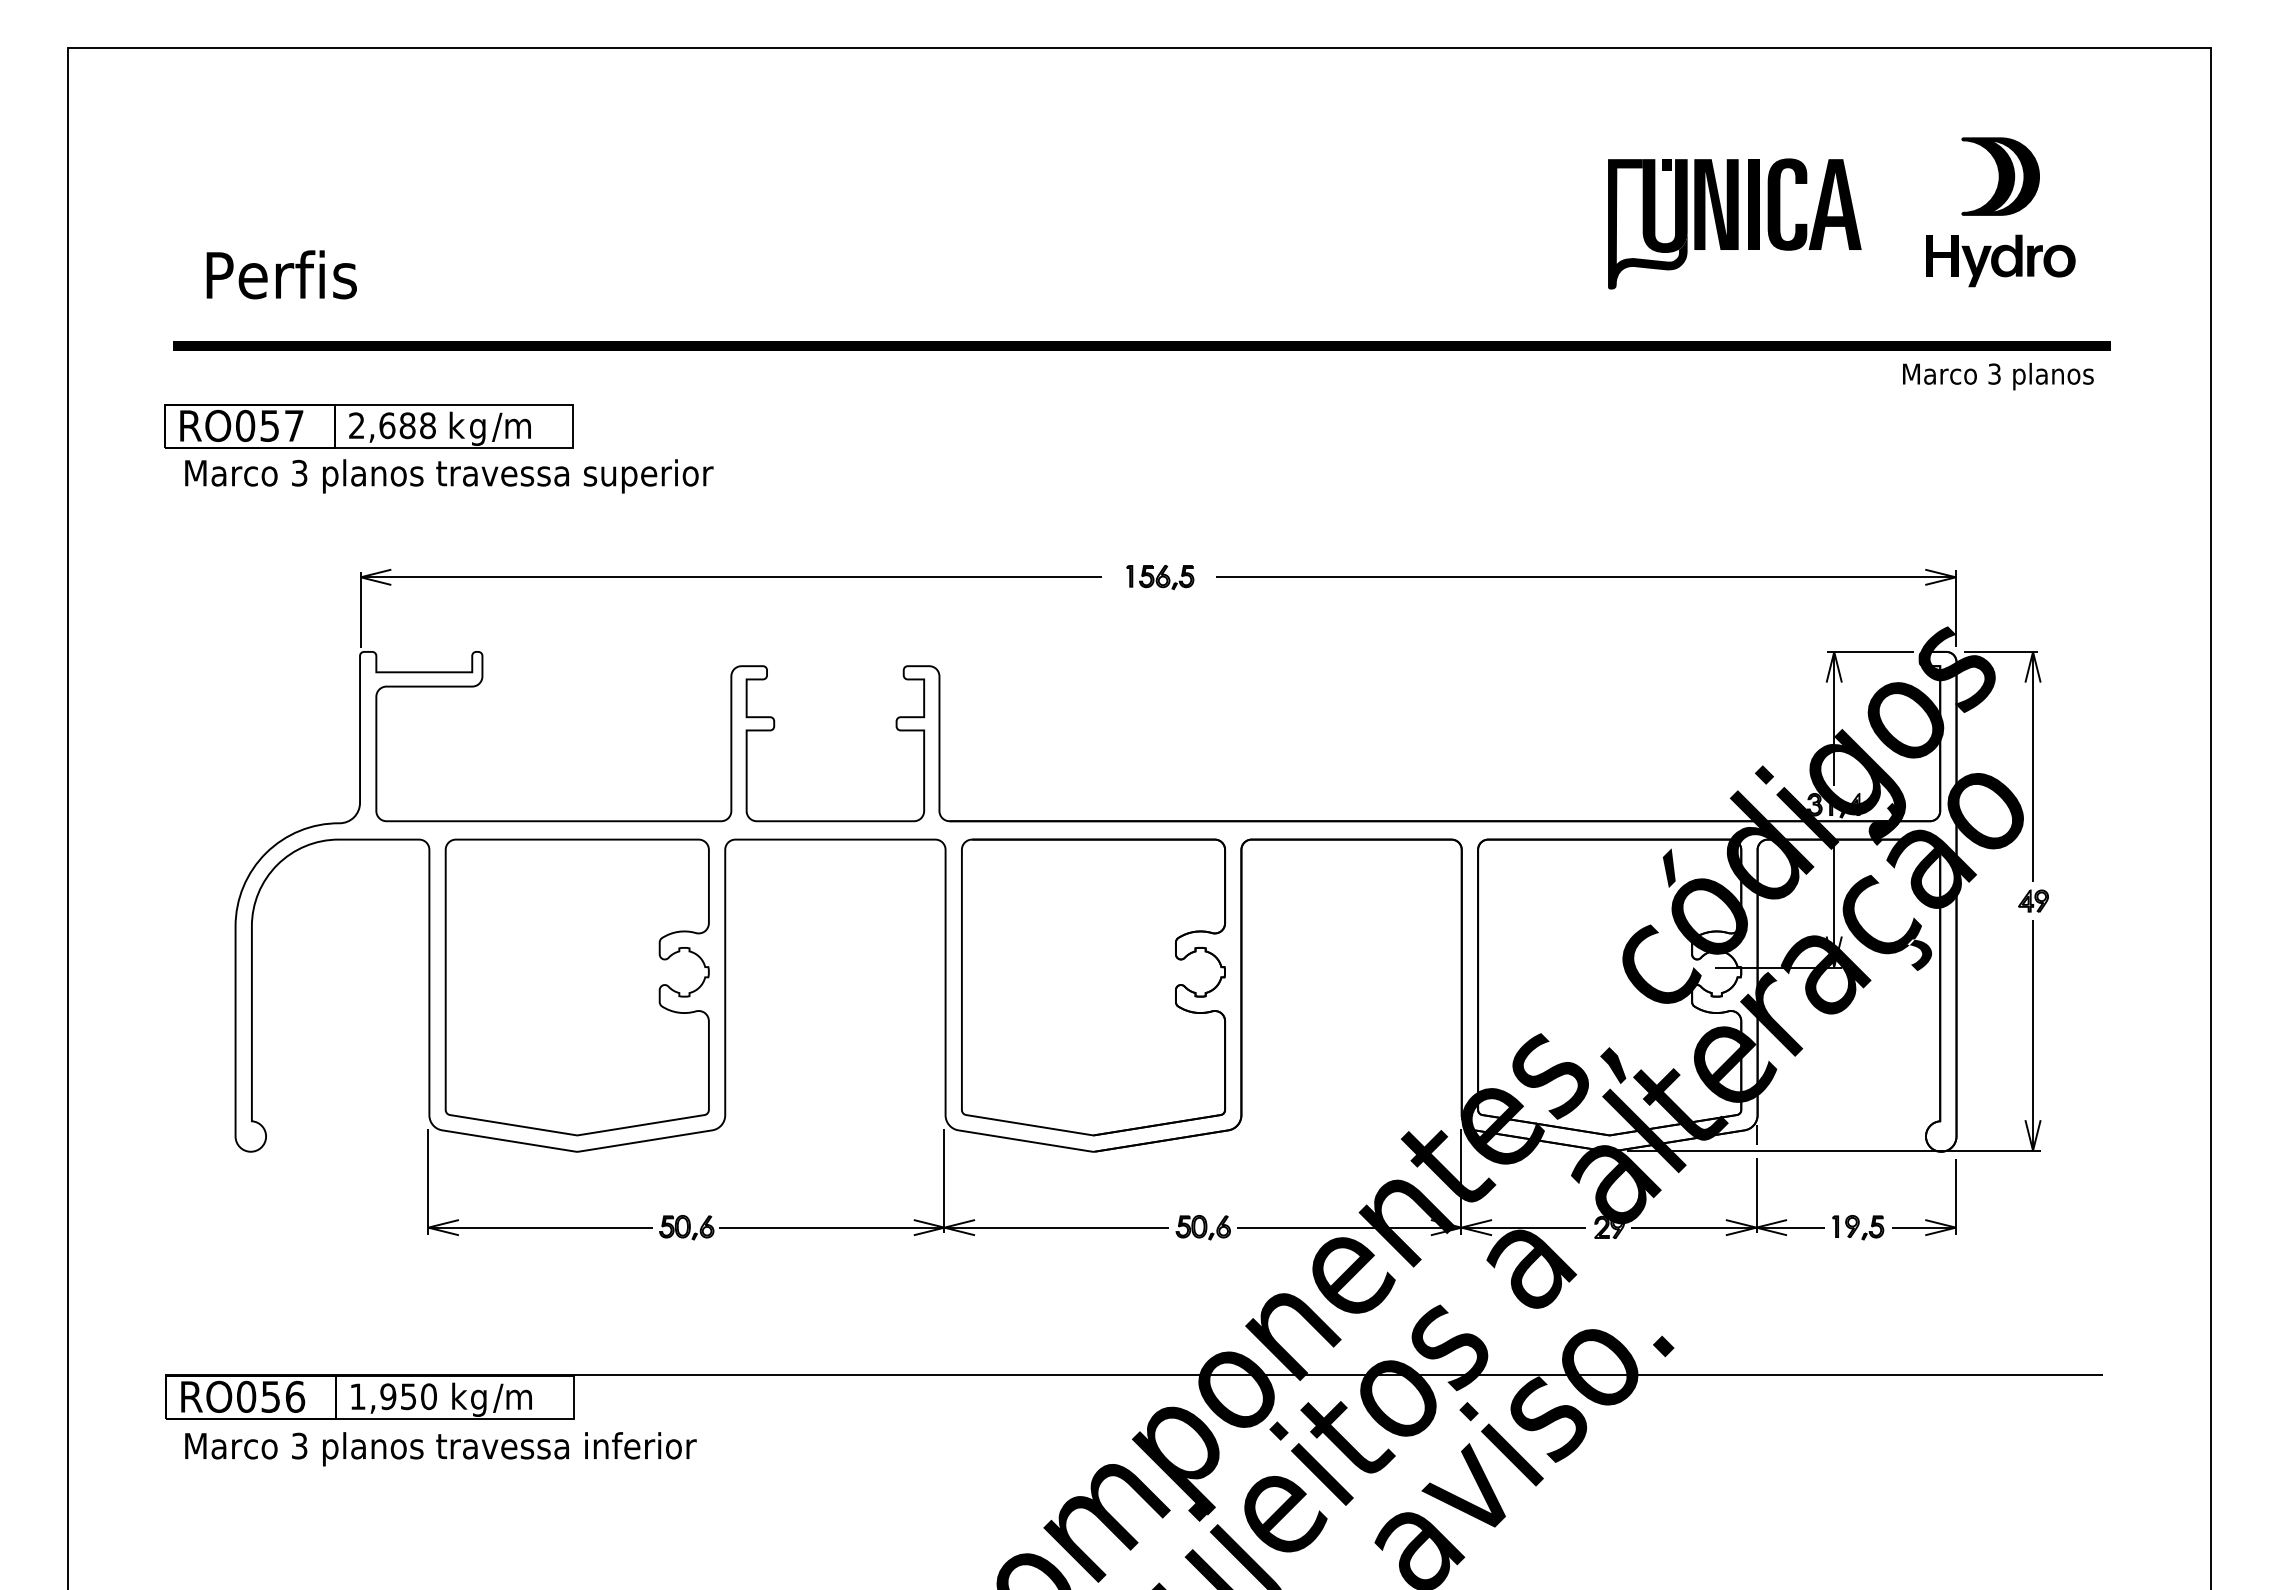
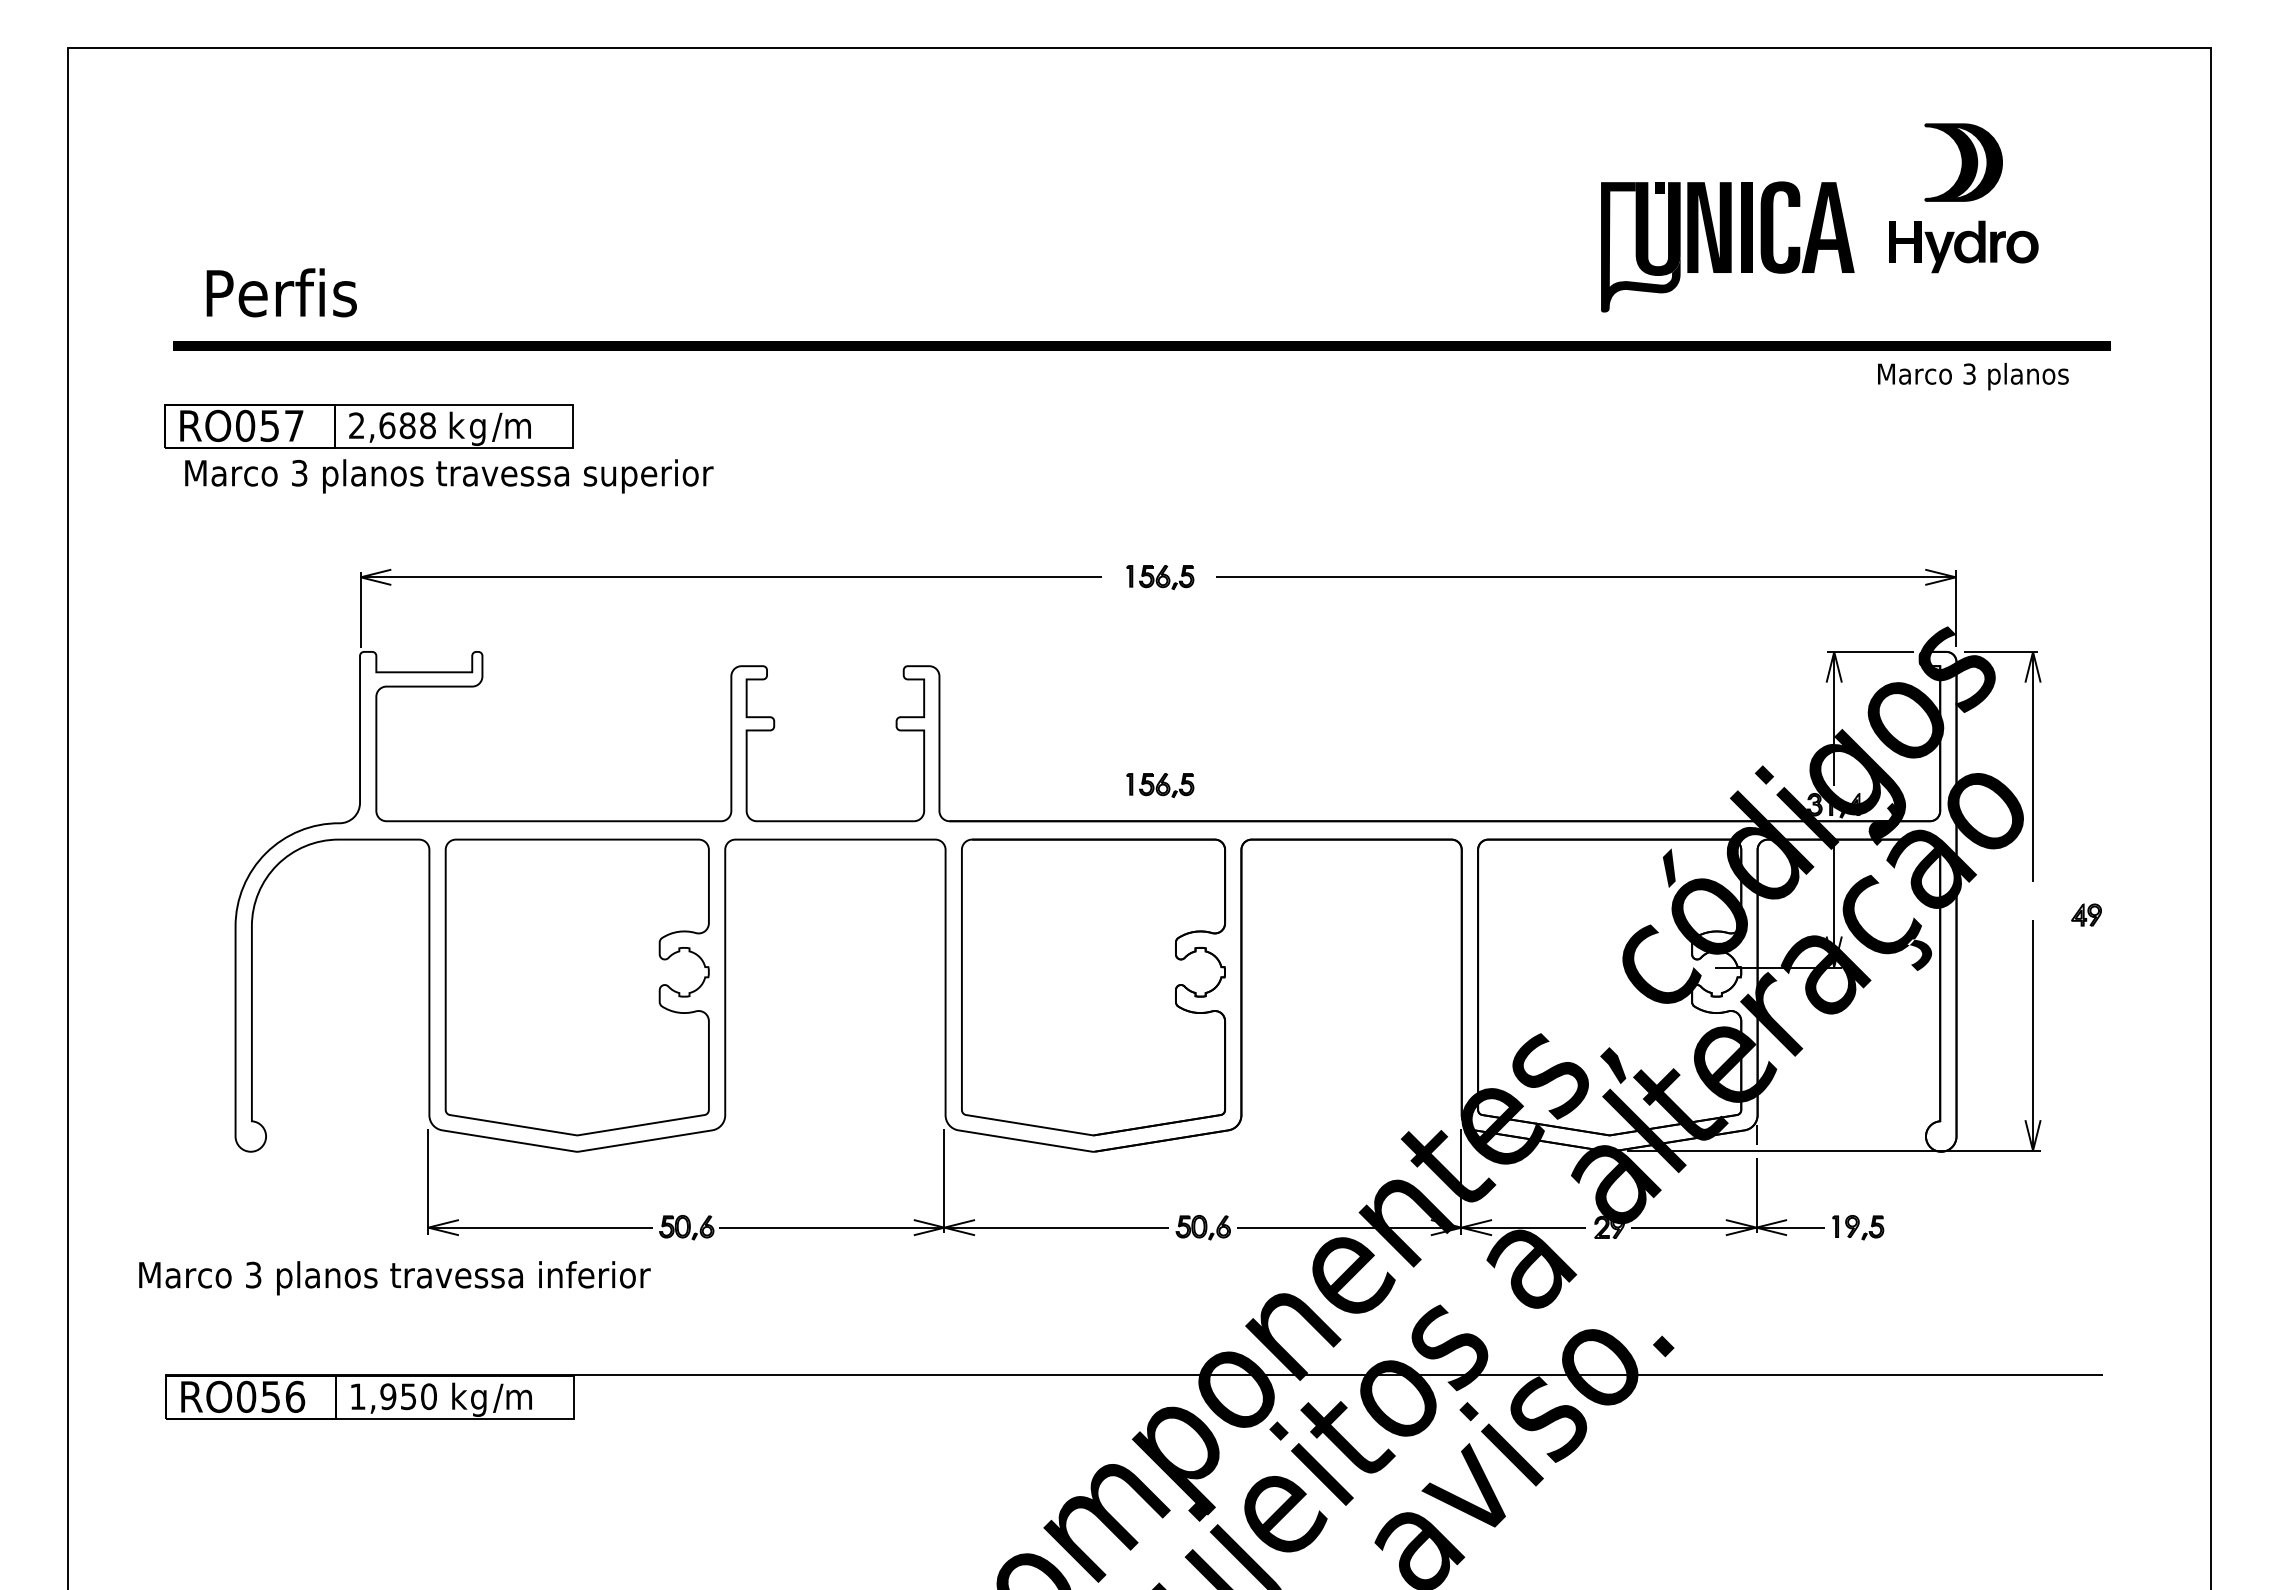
part position: (2000, 212) -> (1963, 198) (1963, 198)
part position: (1734, 223) -> (1727, 246) (1727, 246)
text position: (281, 274) -> (281, 292) (281, 292)
text position: (1998, 376) -> (1973, 376) (1973, 376)
part: none -> present (1160, 785)
part position: (2033, 900) -> (2086, 914) (2086, 914)
part: present -> none (1925, 1219)
text position: (440, 1449) -> (394, 1278) (394, 1278)
